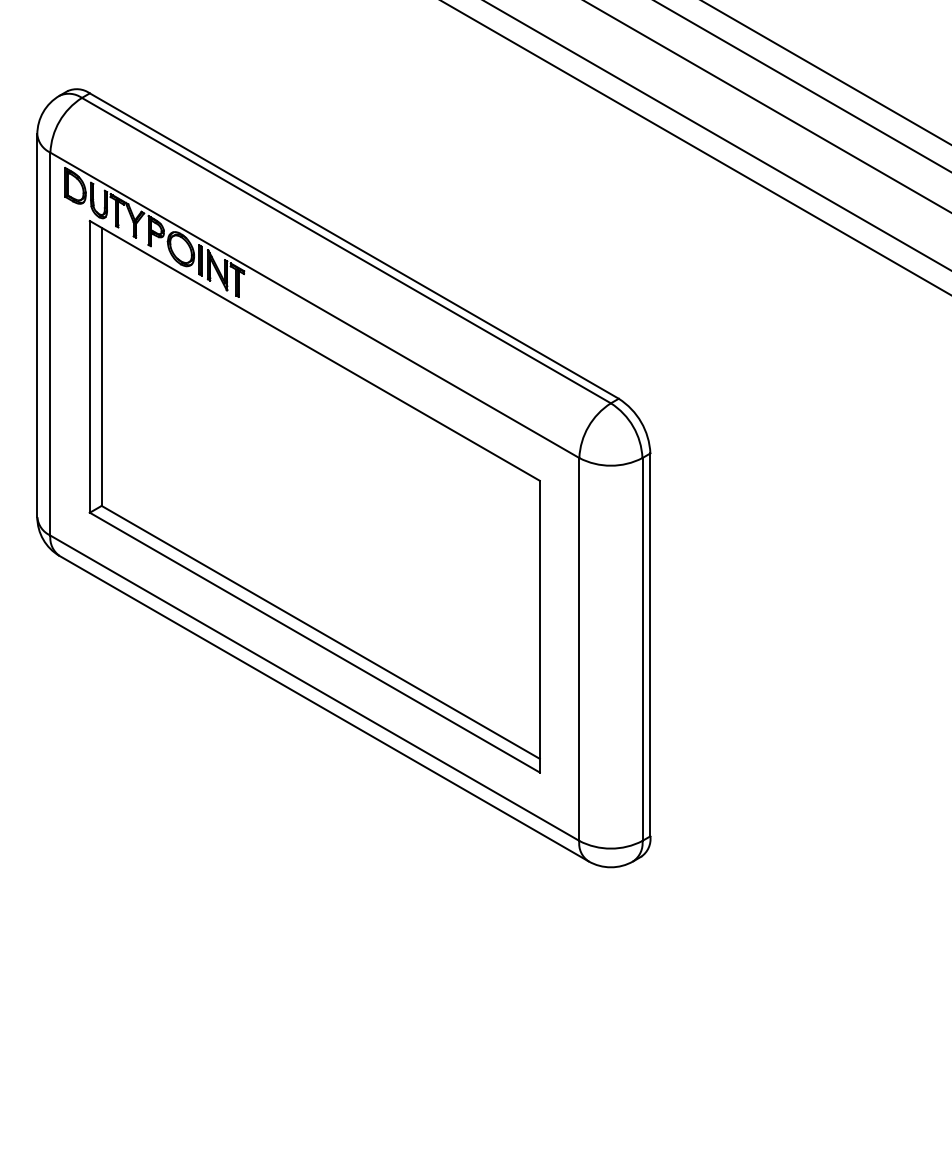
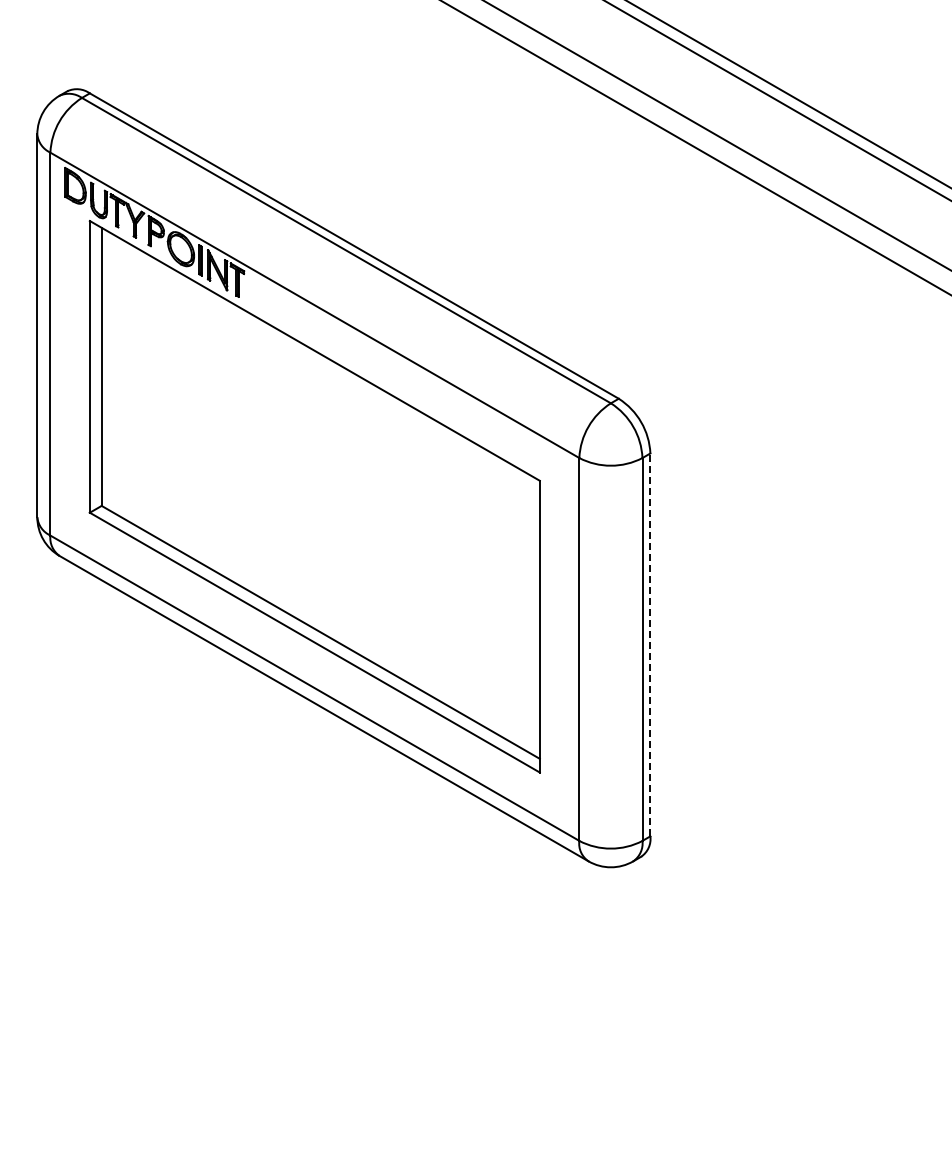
line: present -> none (826, 72)
line position: (802, 86) -> (788, 94) (788, 94)
line position: (767, 106) -> (777, 100) (777, 100)
line: solid -> dashed (650, 644)
